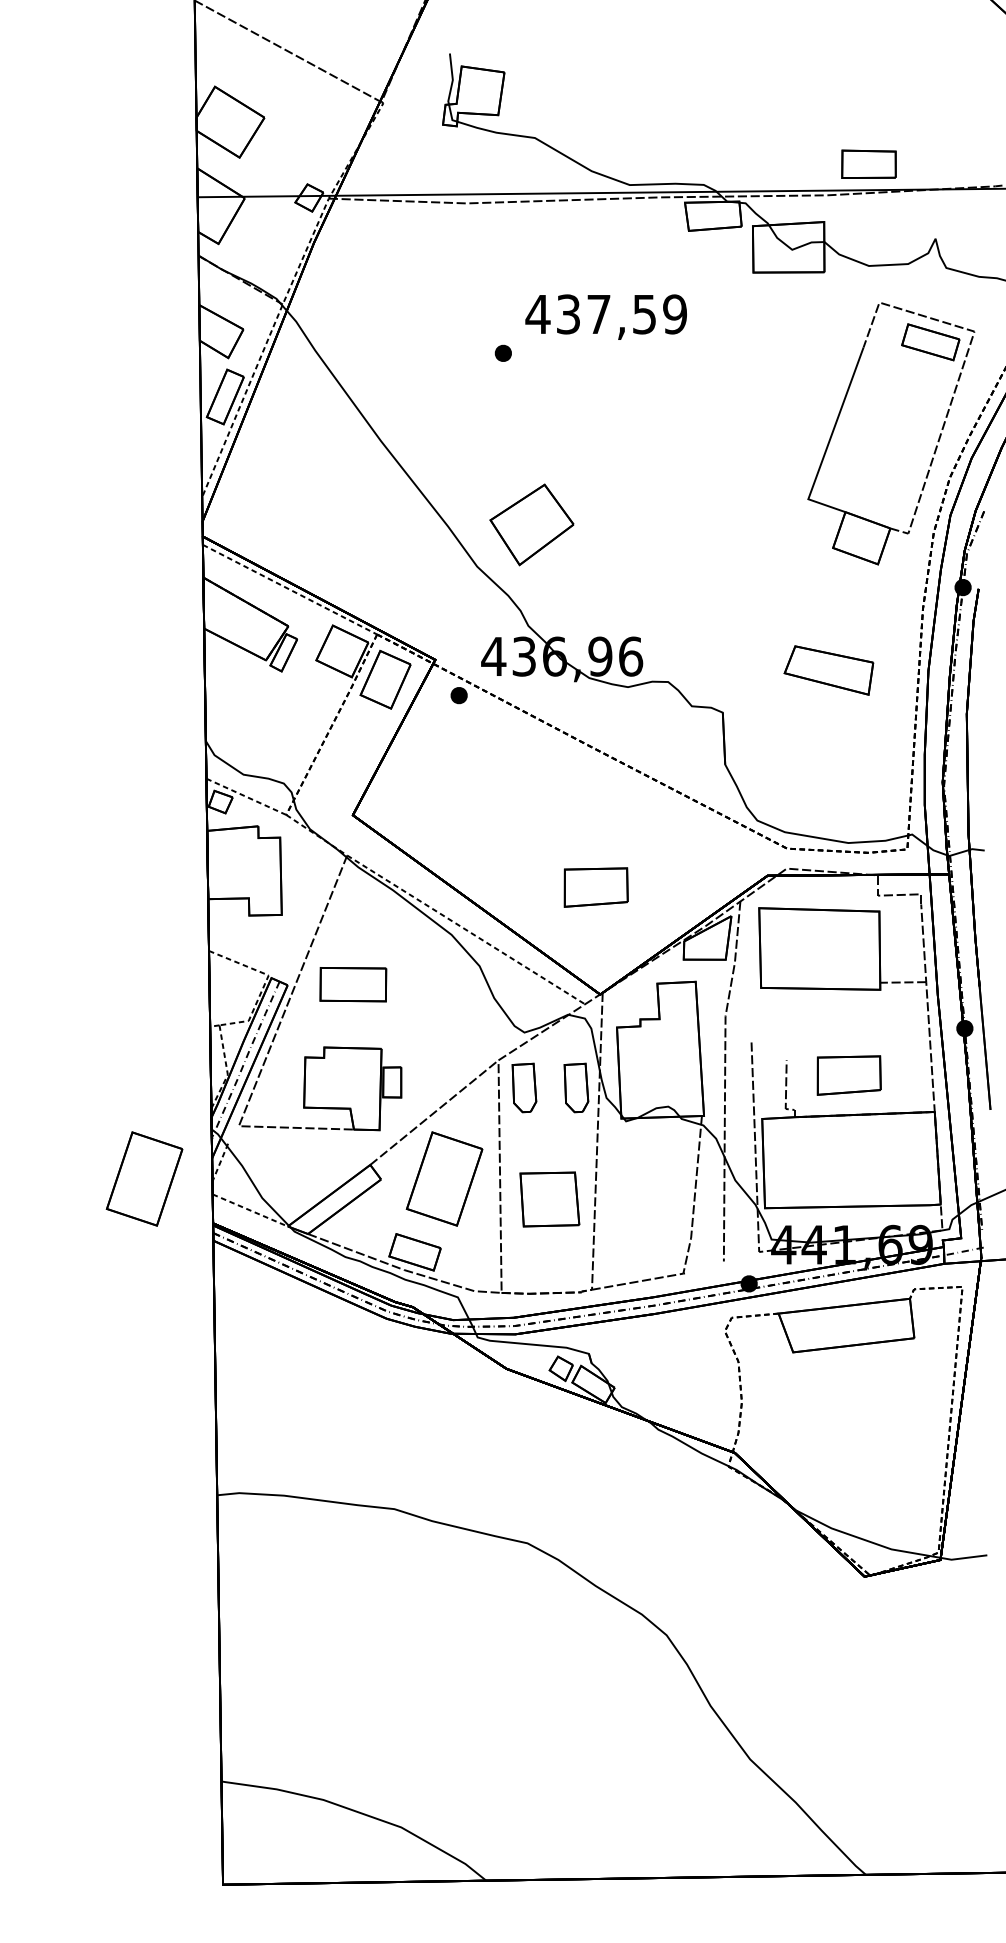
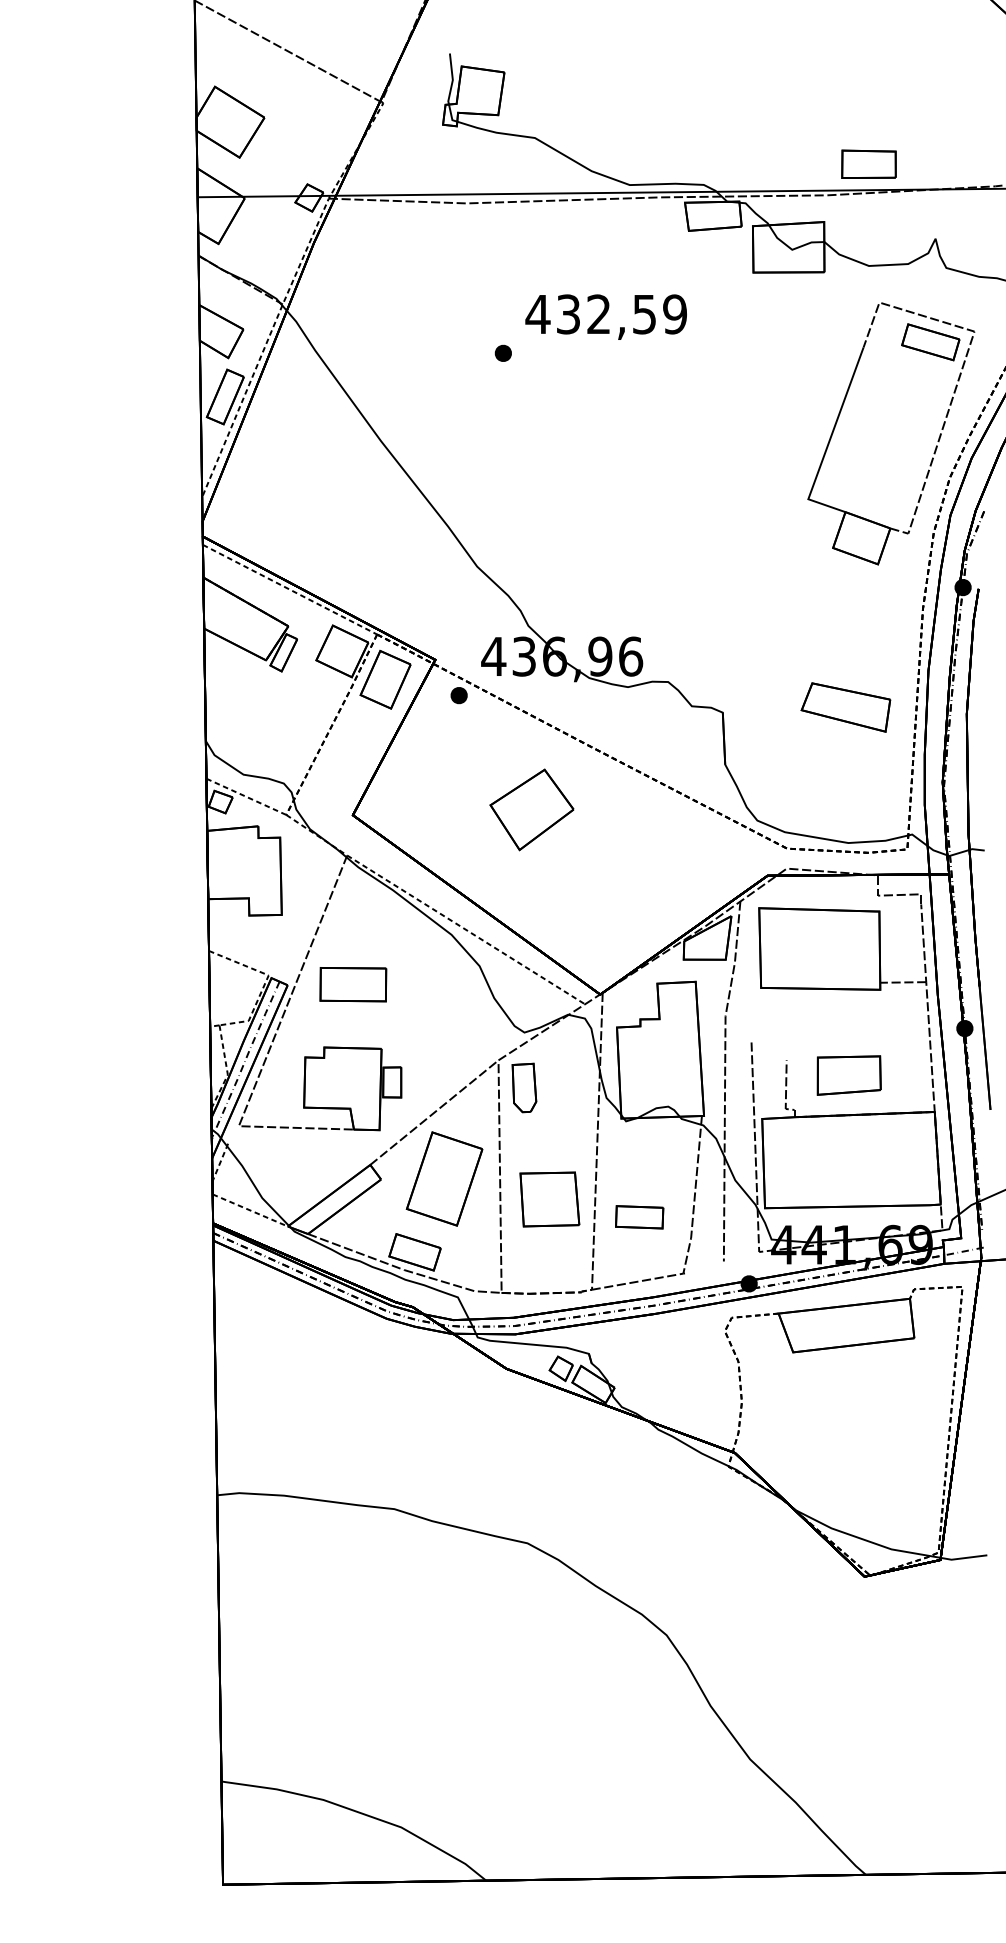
text: 437,59 -> 432,59 (598, 313)
part position: (531, 524) -> (531, 809) (531, 809)
part position: (828, 670) -> (845, 707) (845, 707)
part: present -> none (595, 887)
part: present -> none (576, 1087)
part: present -> none (144, 1178)
part: none -> present (639, 1217)
